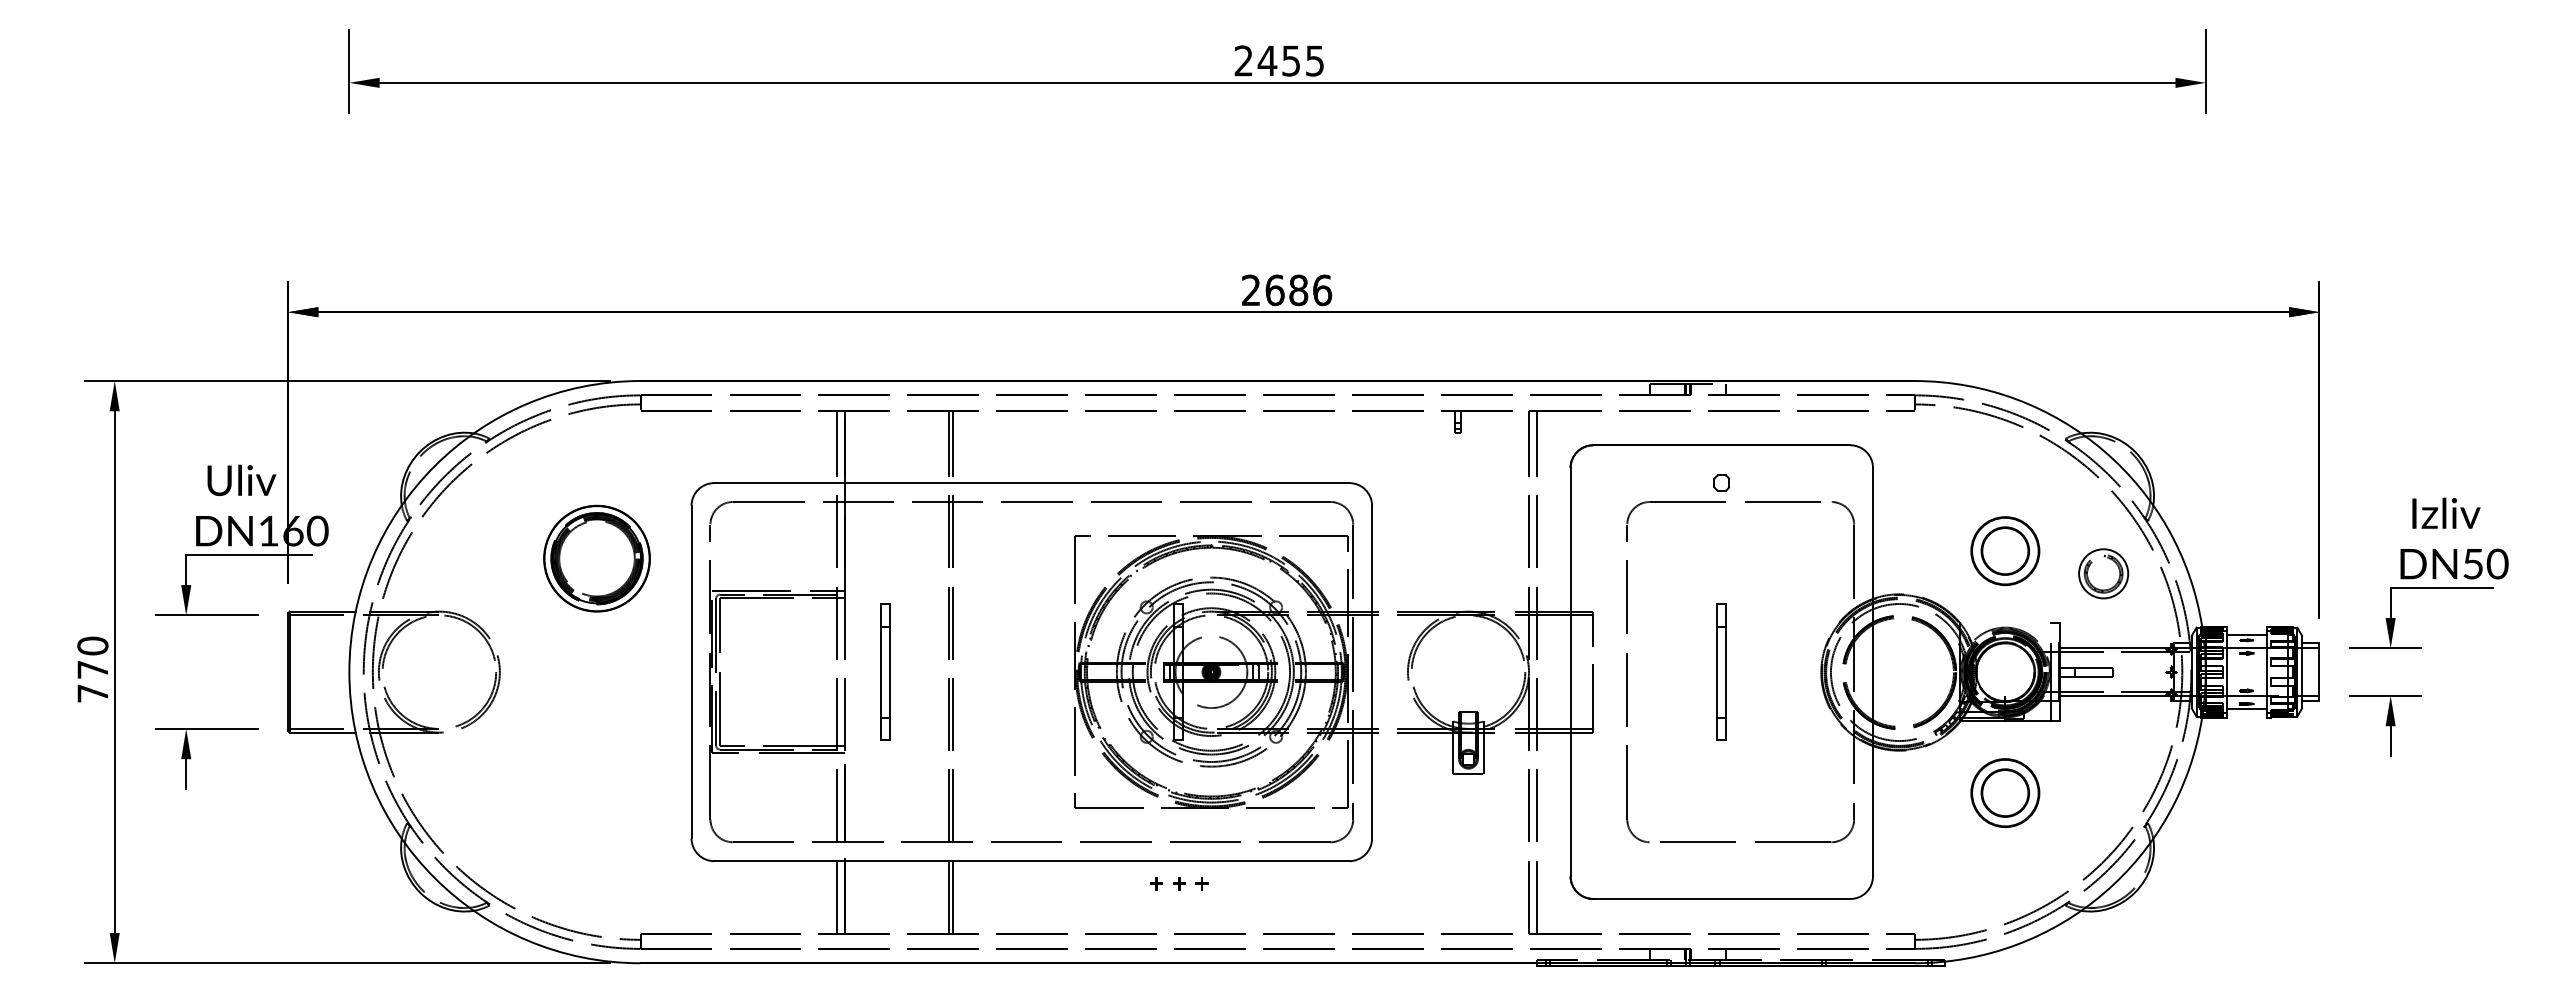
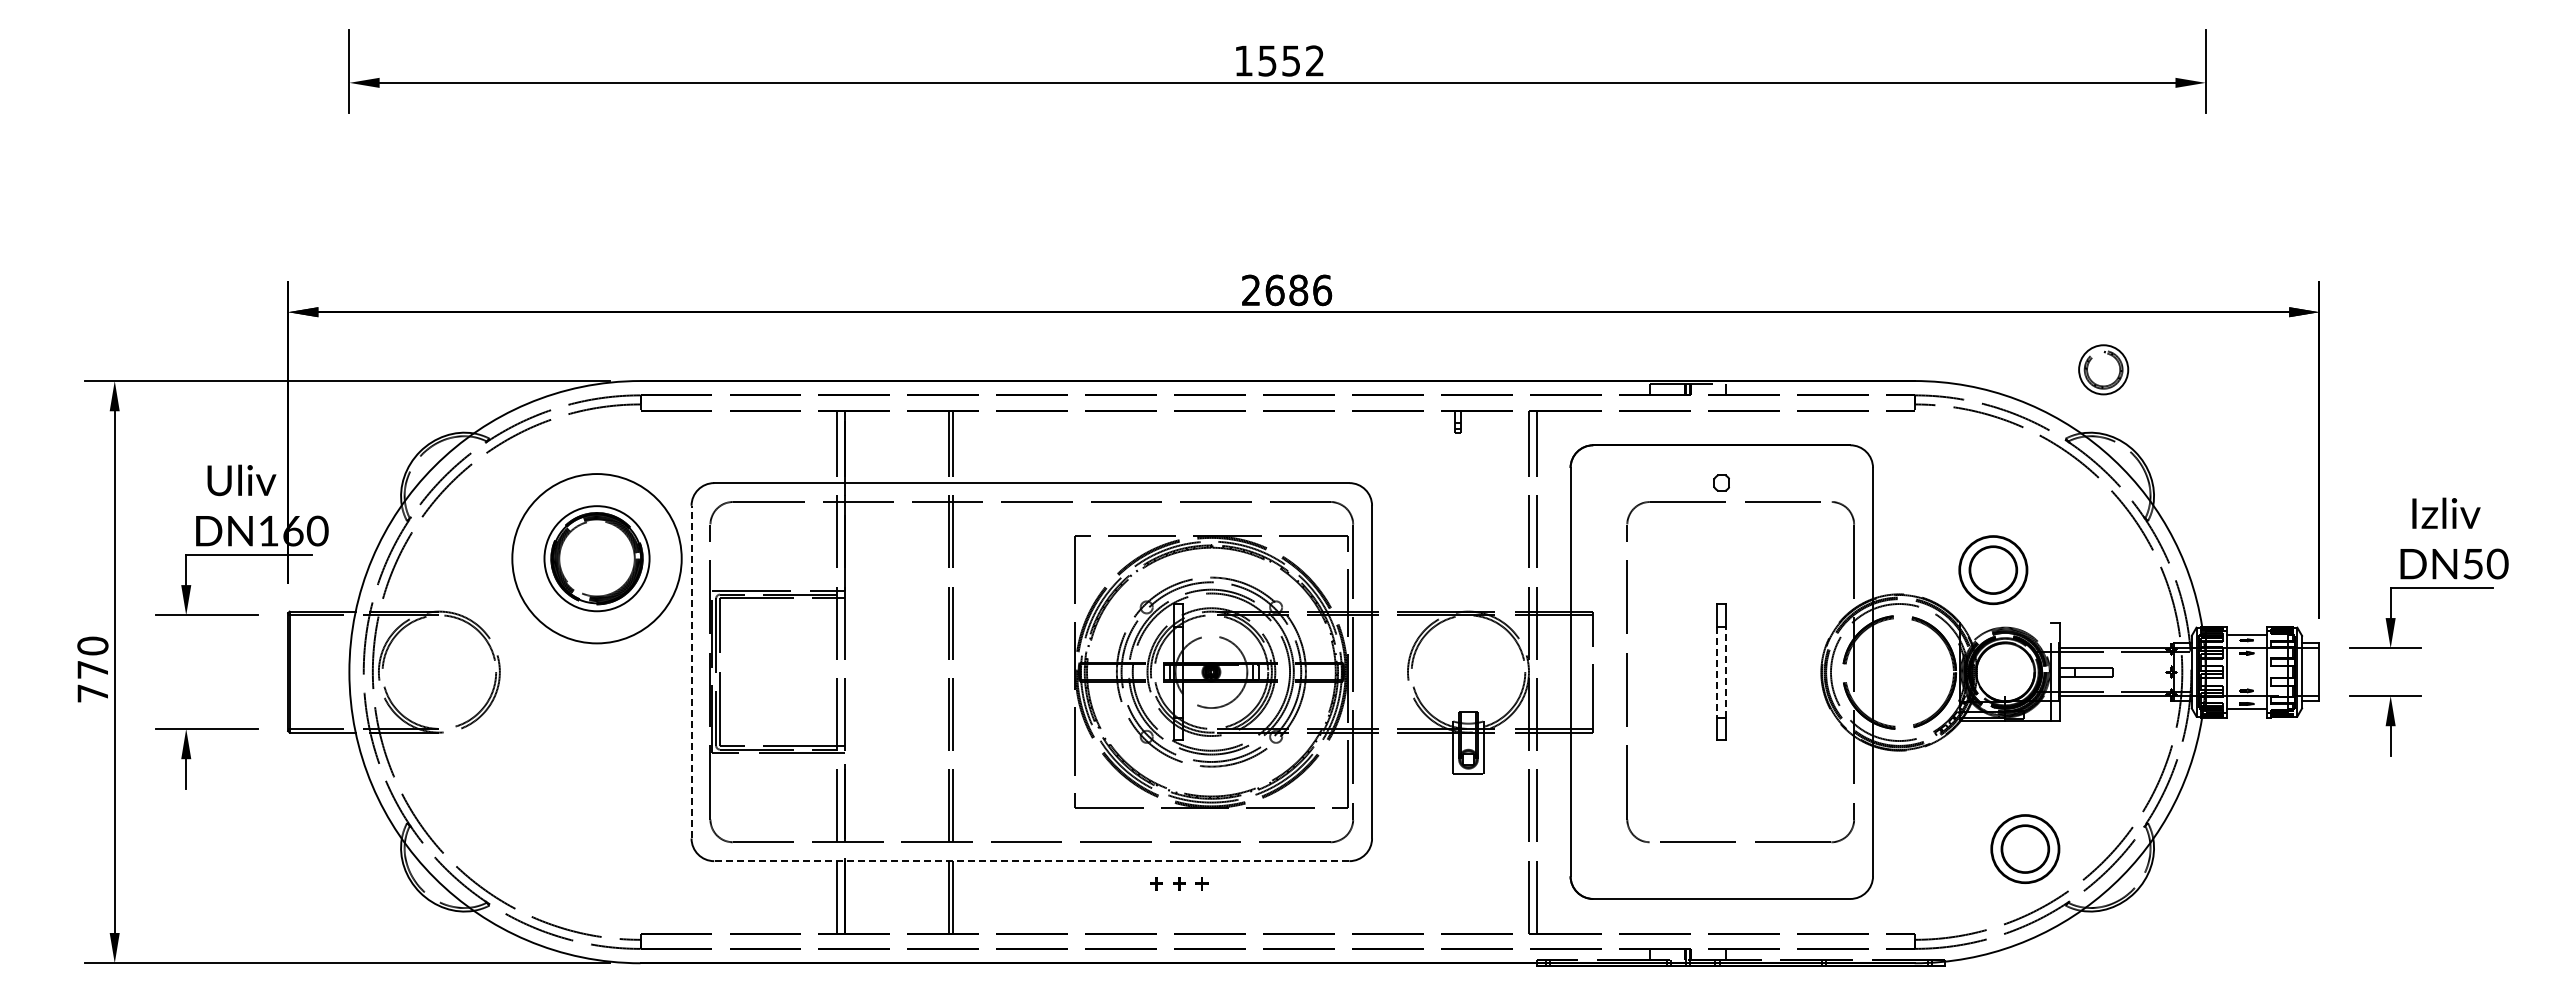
text: 2455 -> 1552 (1278, 60)
part position: (2005, 551) -> (1993, 570) (1993, 570)
circle diameter: 106 px -> 169 px (596, 558)
part position: (2103, 573) -> (2103, 369) (2103, 369)
line: solid -> dashed (691, 671)
part: present -> none (885, 671)
line: solid -> dashed (1726, 671)
line: solid -> dashed (1717, 672)
part position: (2005, 792) -> (2025, 848) (2025, 848)
line: solid -> dashed (1031, 861)
